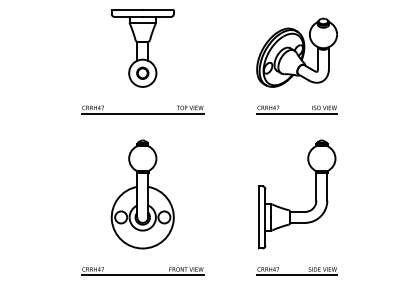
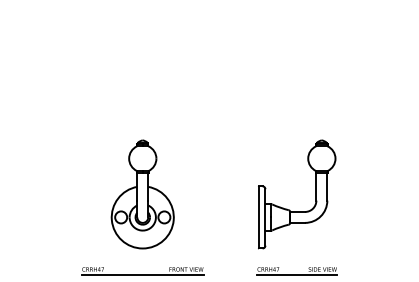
part: present -> none (142, 61)
part: present -> none (296, 65)
